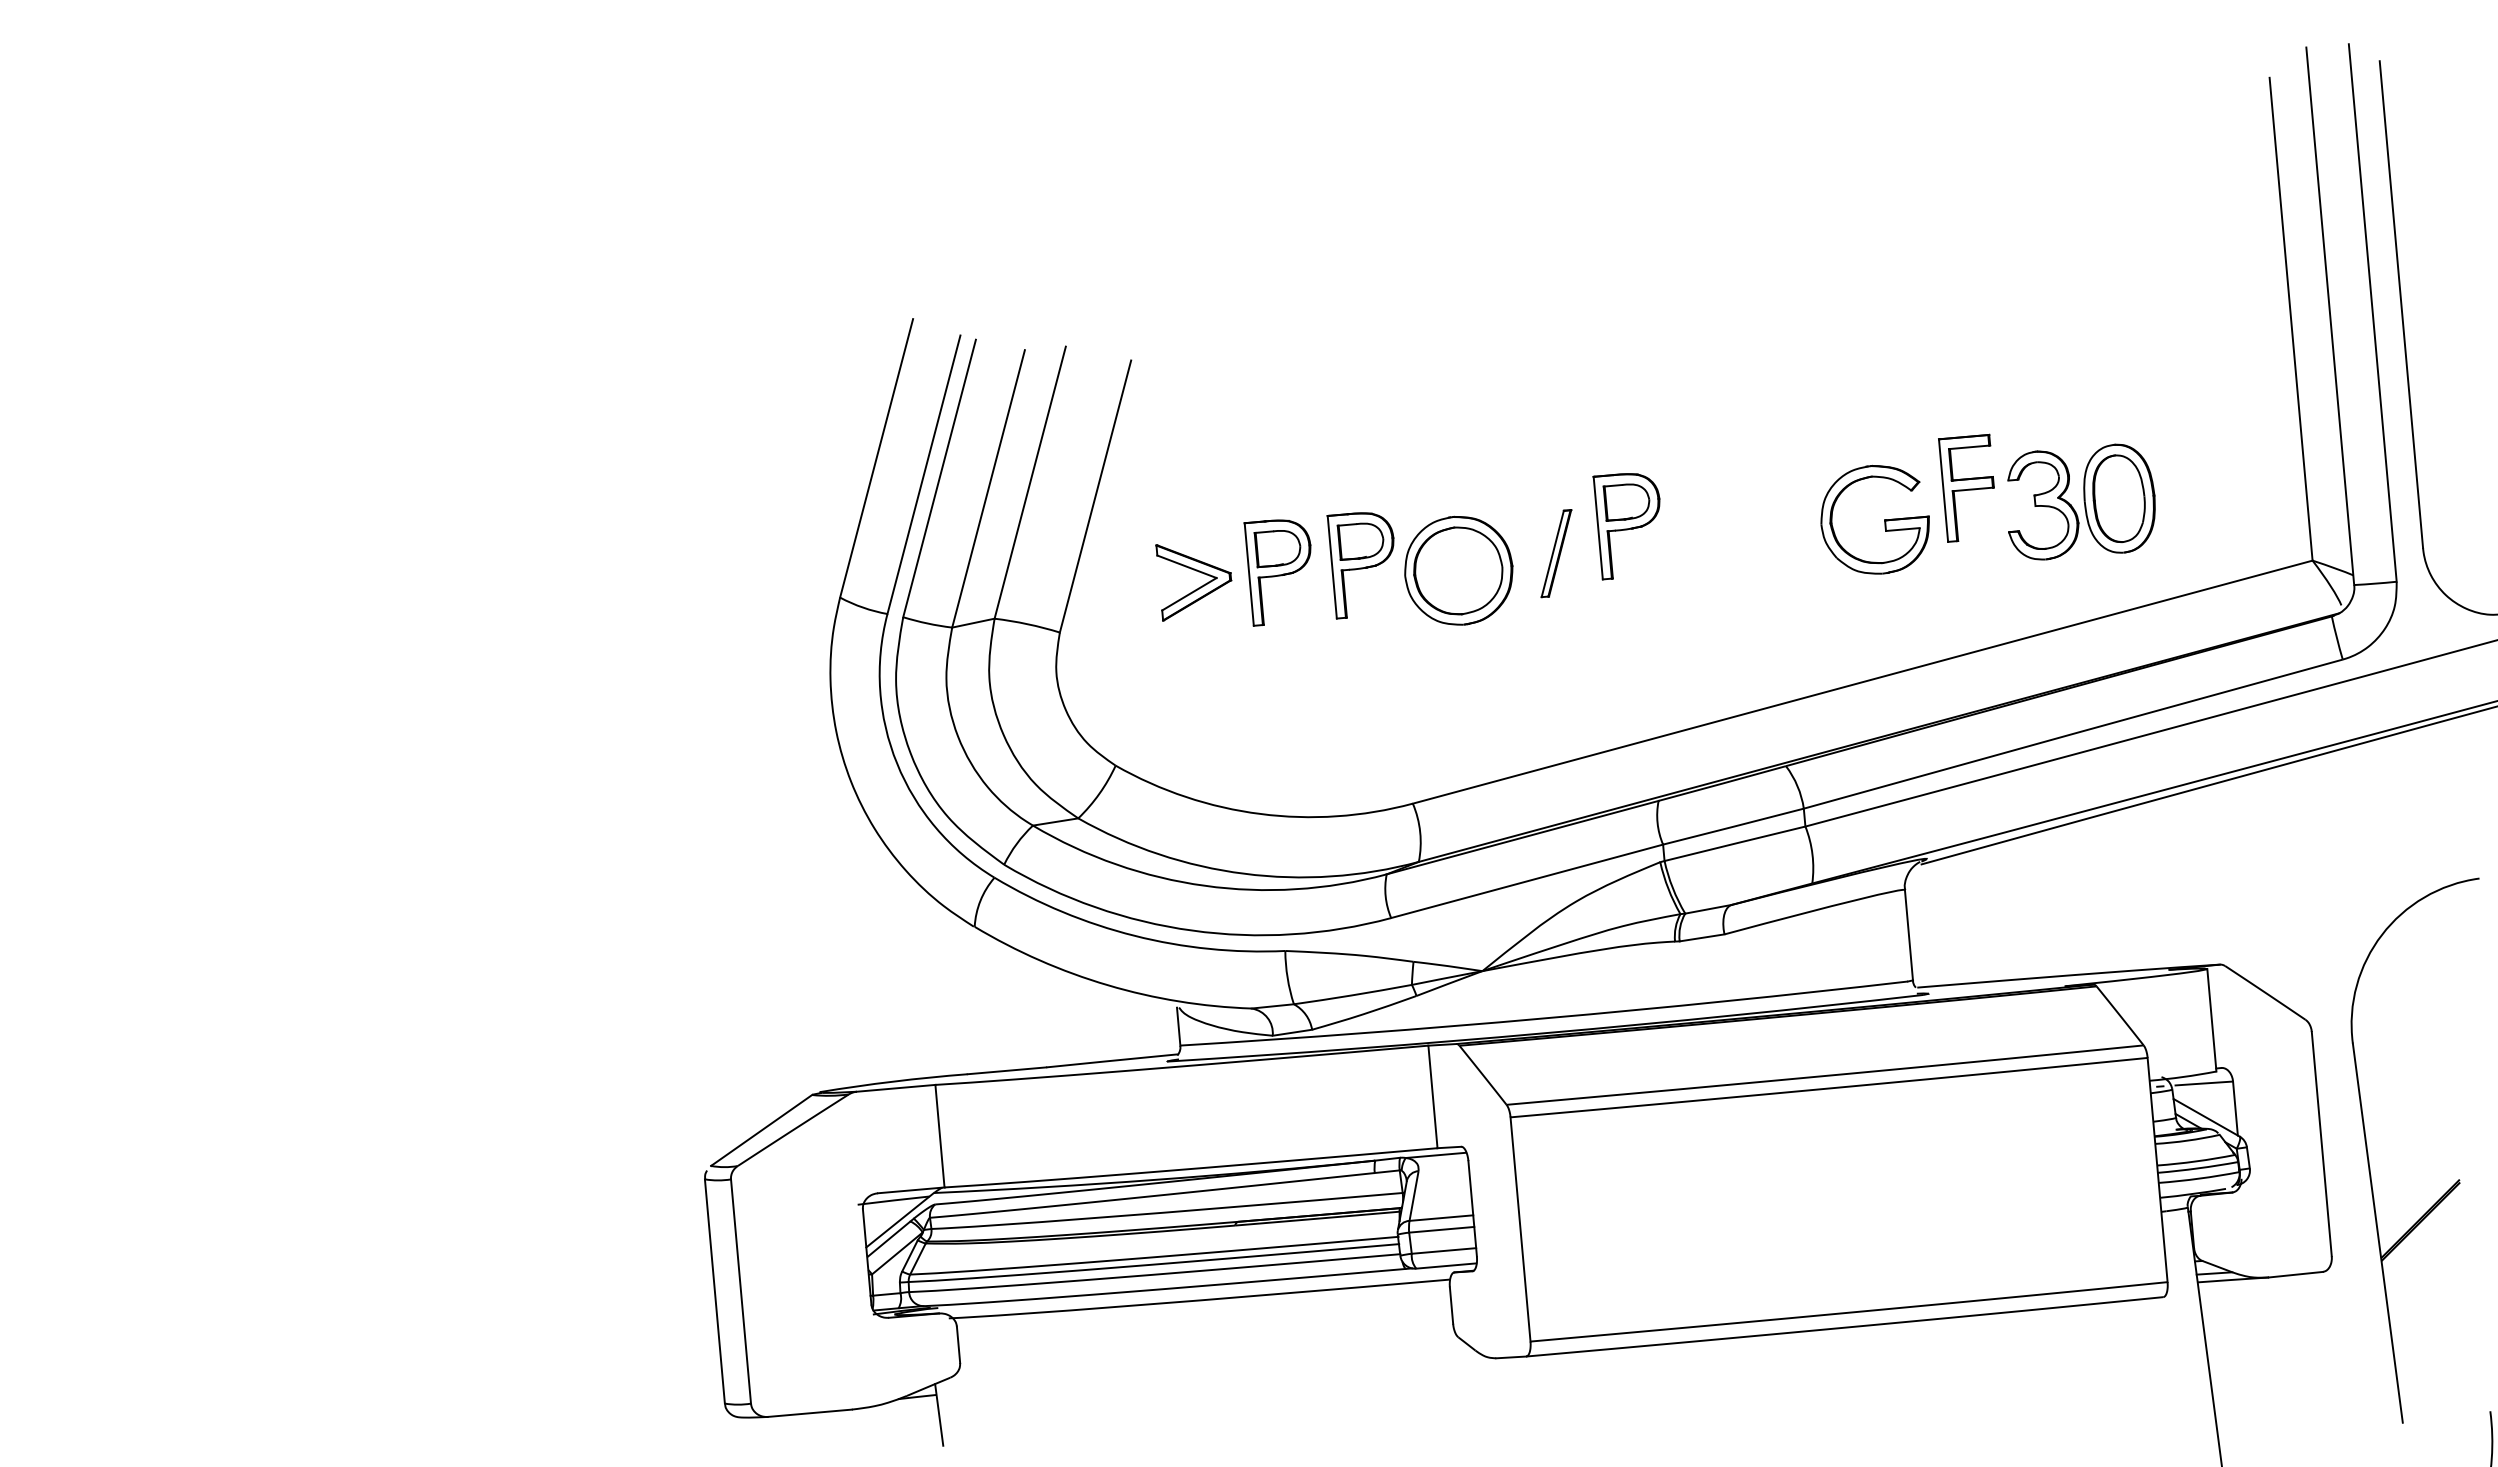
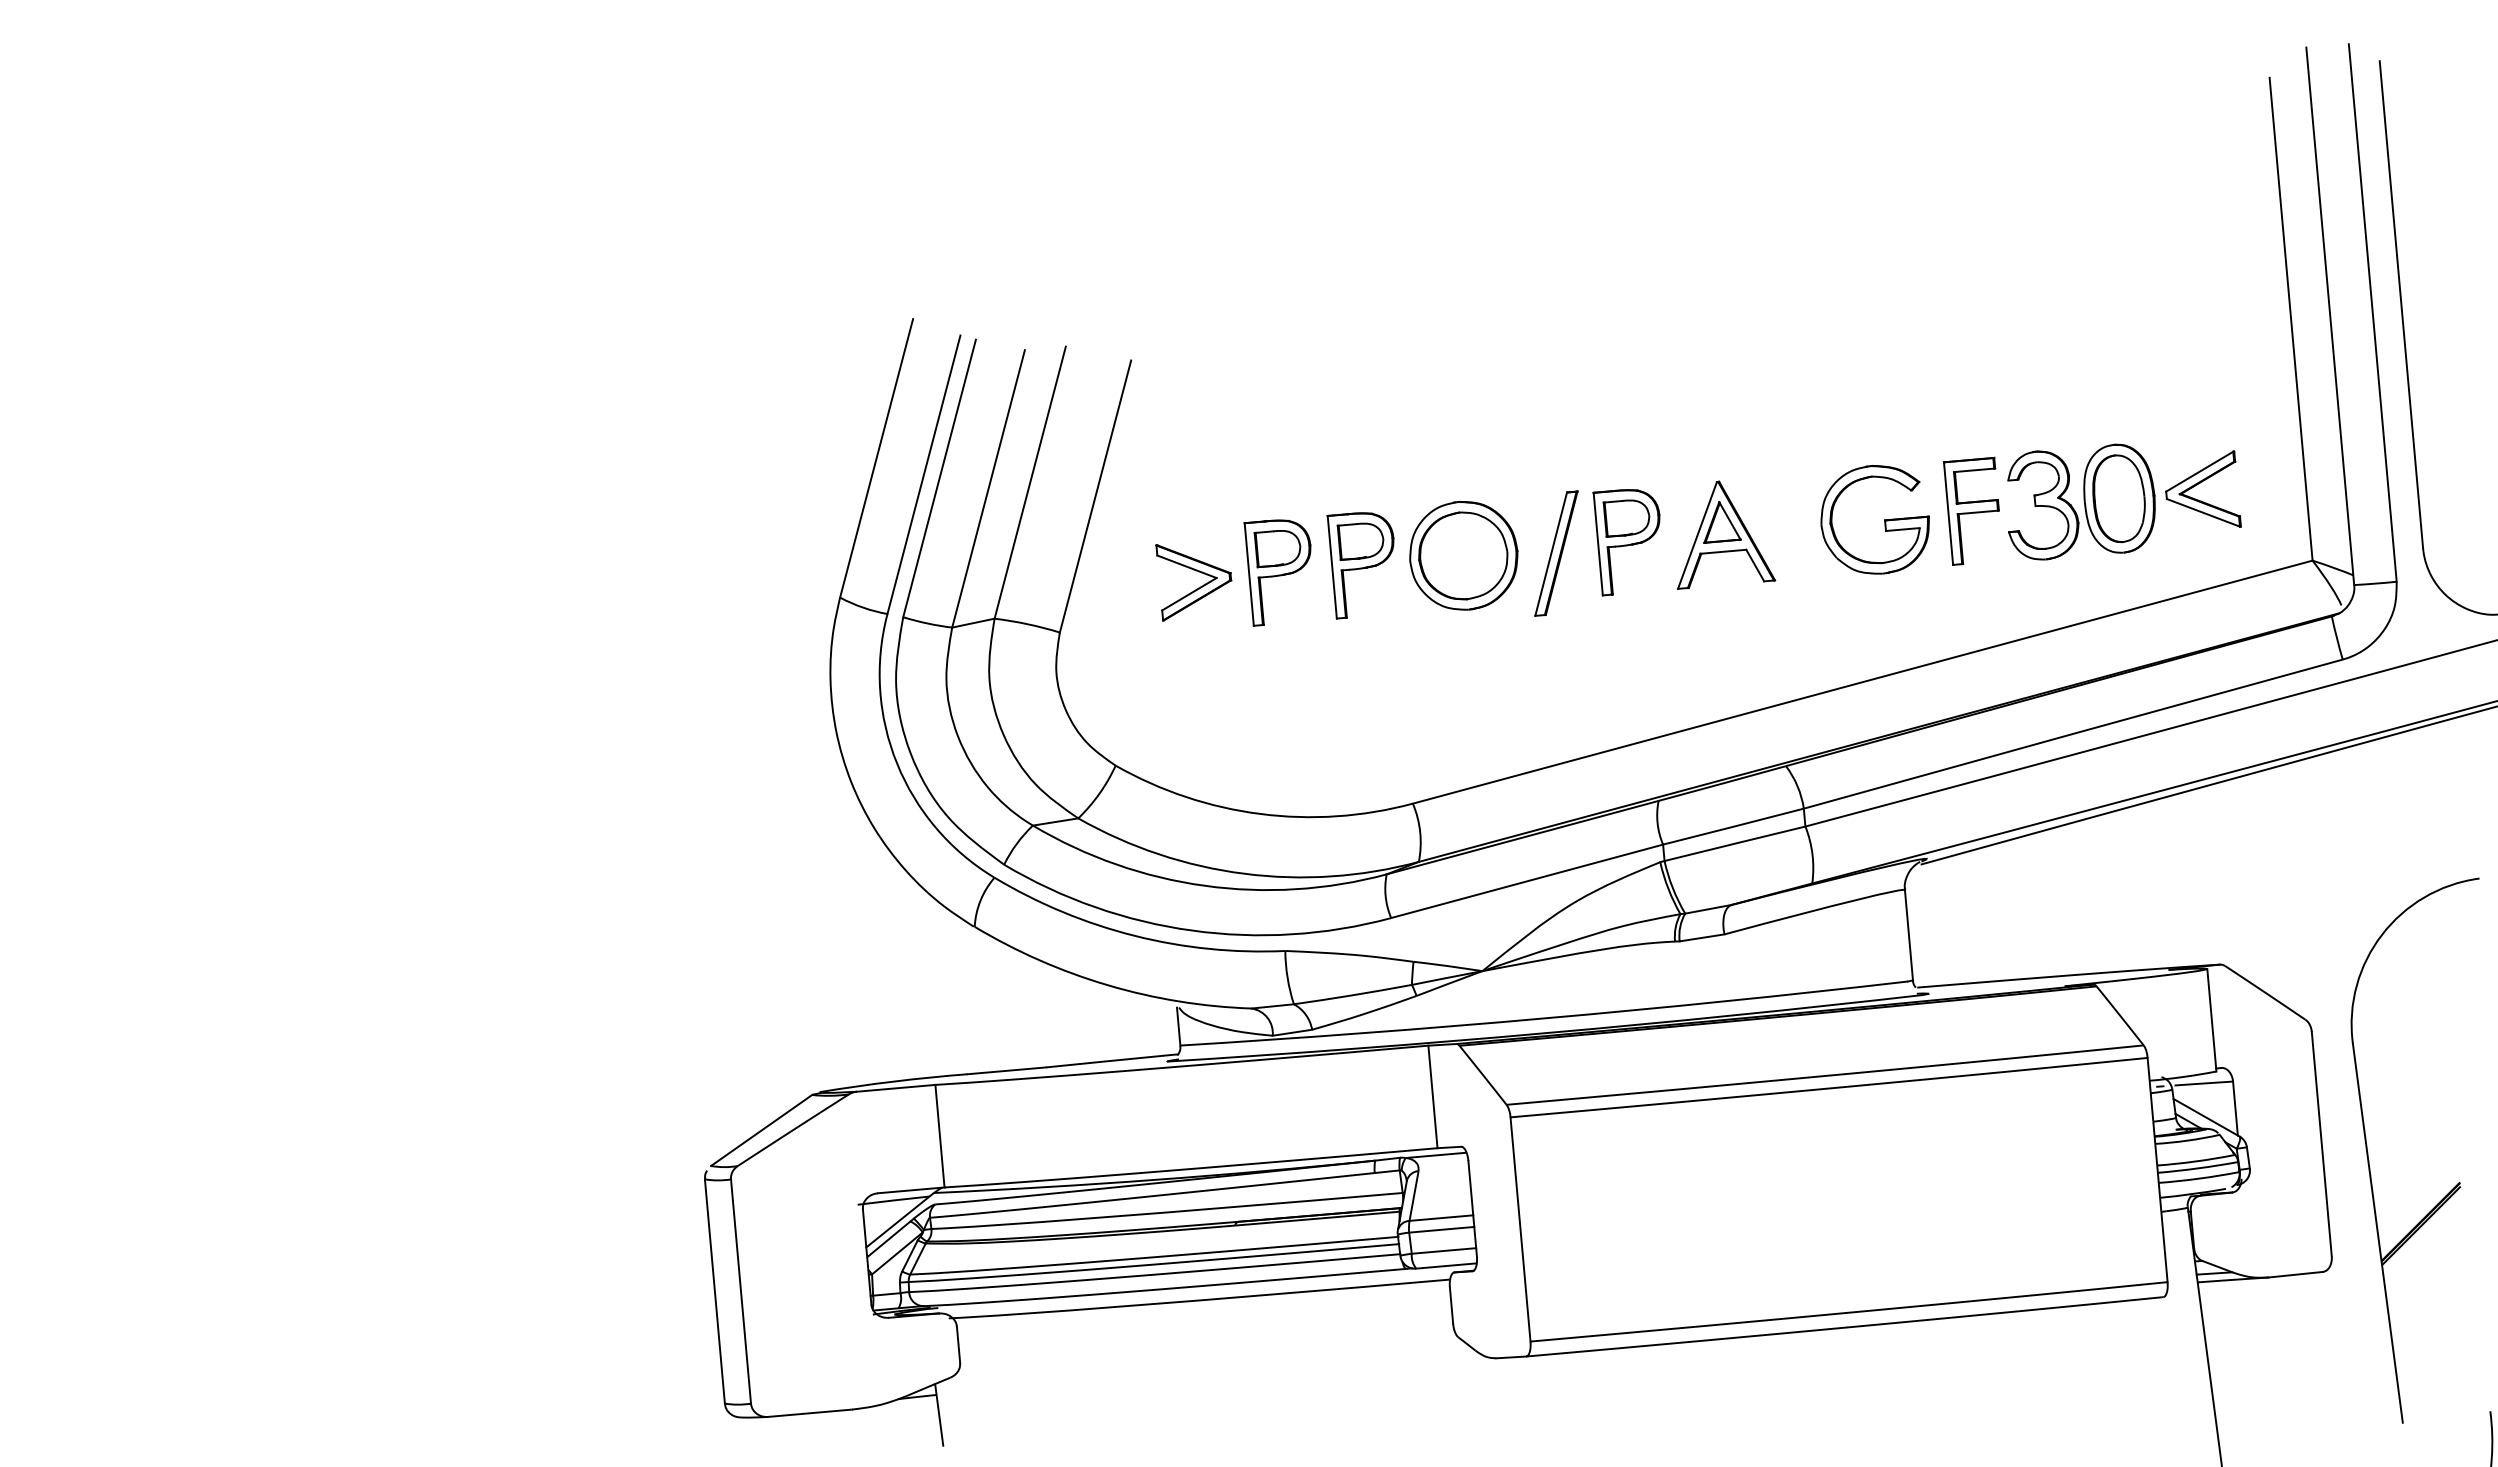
part position: (1966, 487) -> (1971, 510) (1971, 510)
part: none -> present (2203, 488)
part position: (1626, 526) -> (1626, 542) (1626, 542)
part: none -> present (1726, 534)
part size: 33x90 px -> 45x127 px (1556, 553)
part position: (1458, 570) -> (1463, 555) (1463, 555)
hatch: none -> present (2420, 1221)
